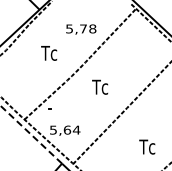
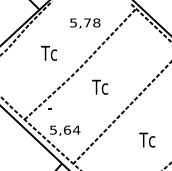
text position: (81, 29) -> (85, 23) (85, 23)
line: dashed -> solid (30, 134)
text position: (147, 146) -> (147, 139) (147, 139)
